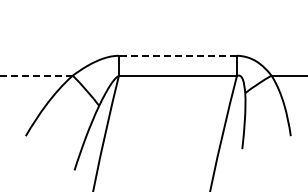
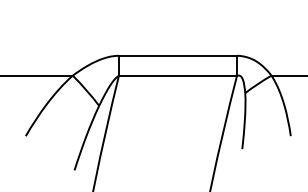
line: dashed -> solid (177, 55)
line: dashed -> solid (36, 75)
